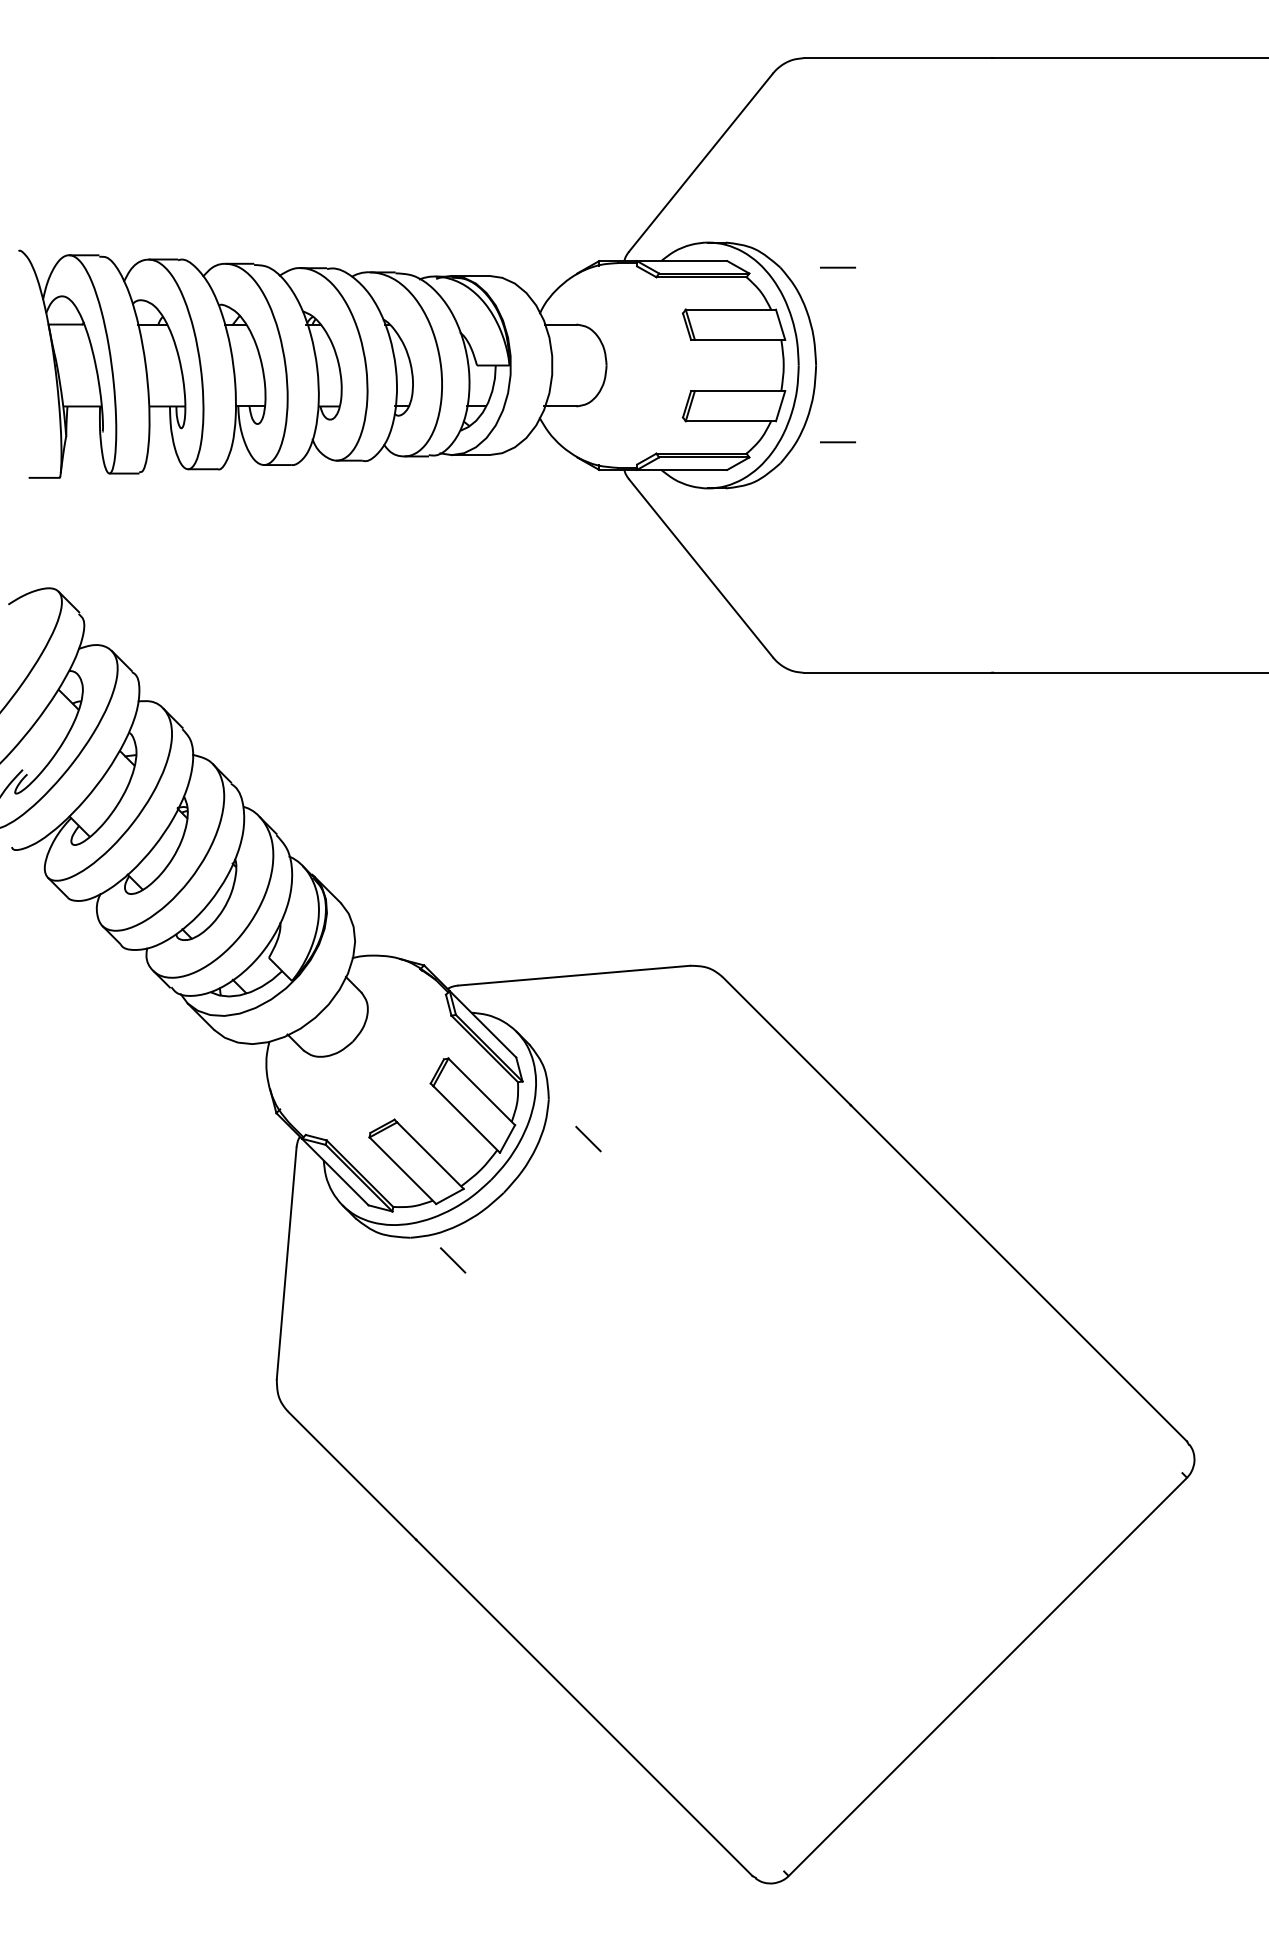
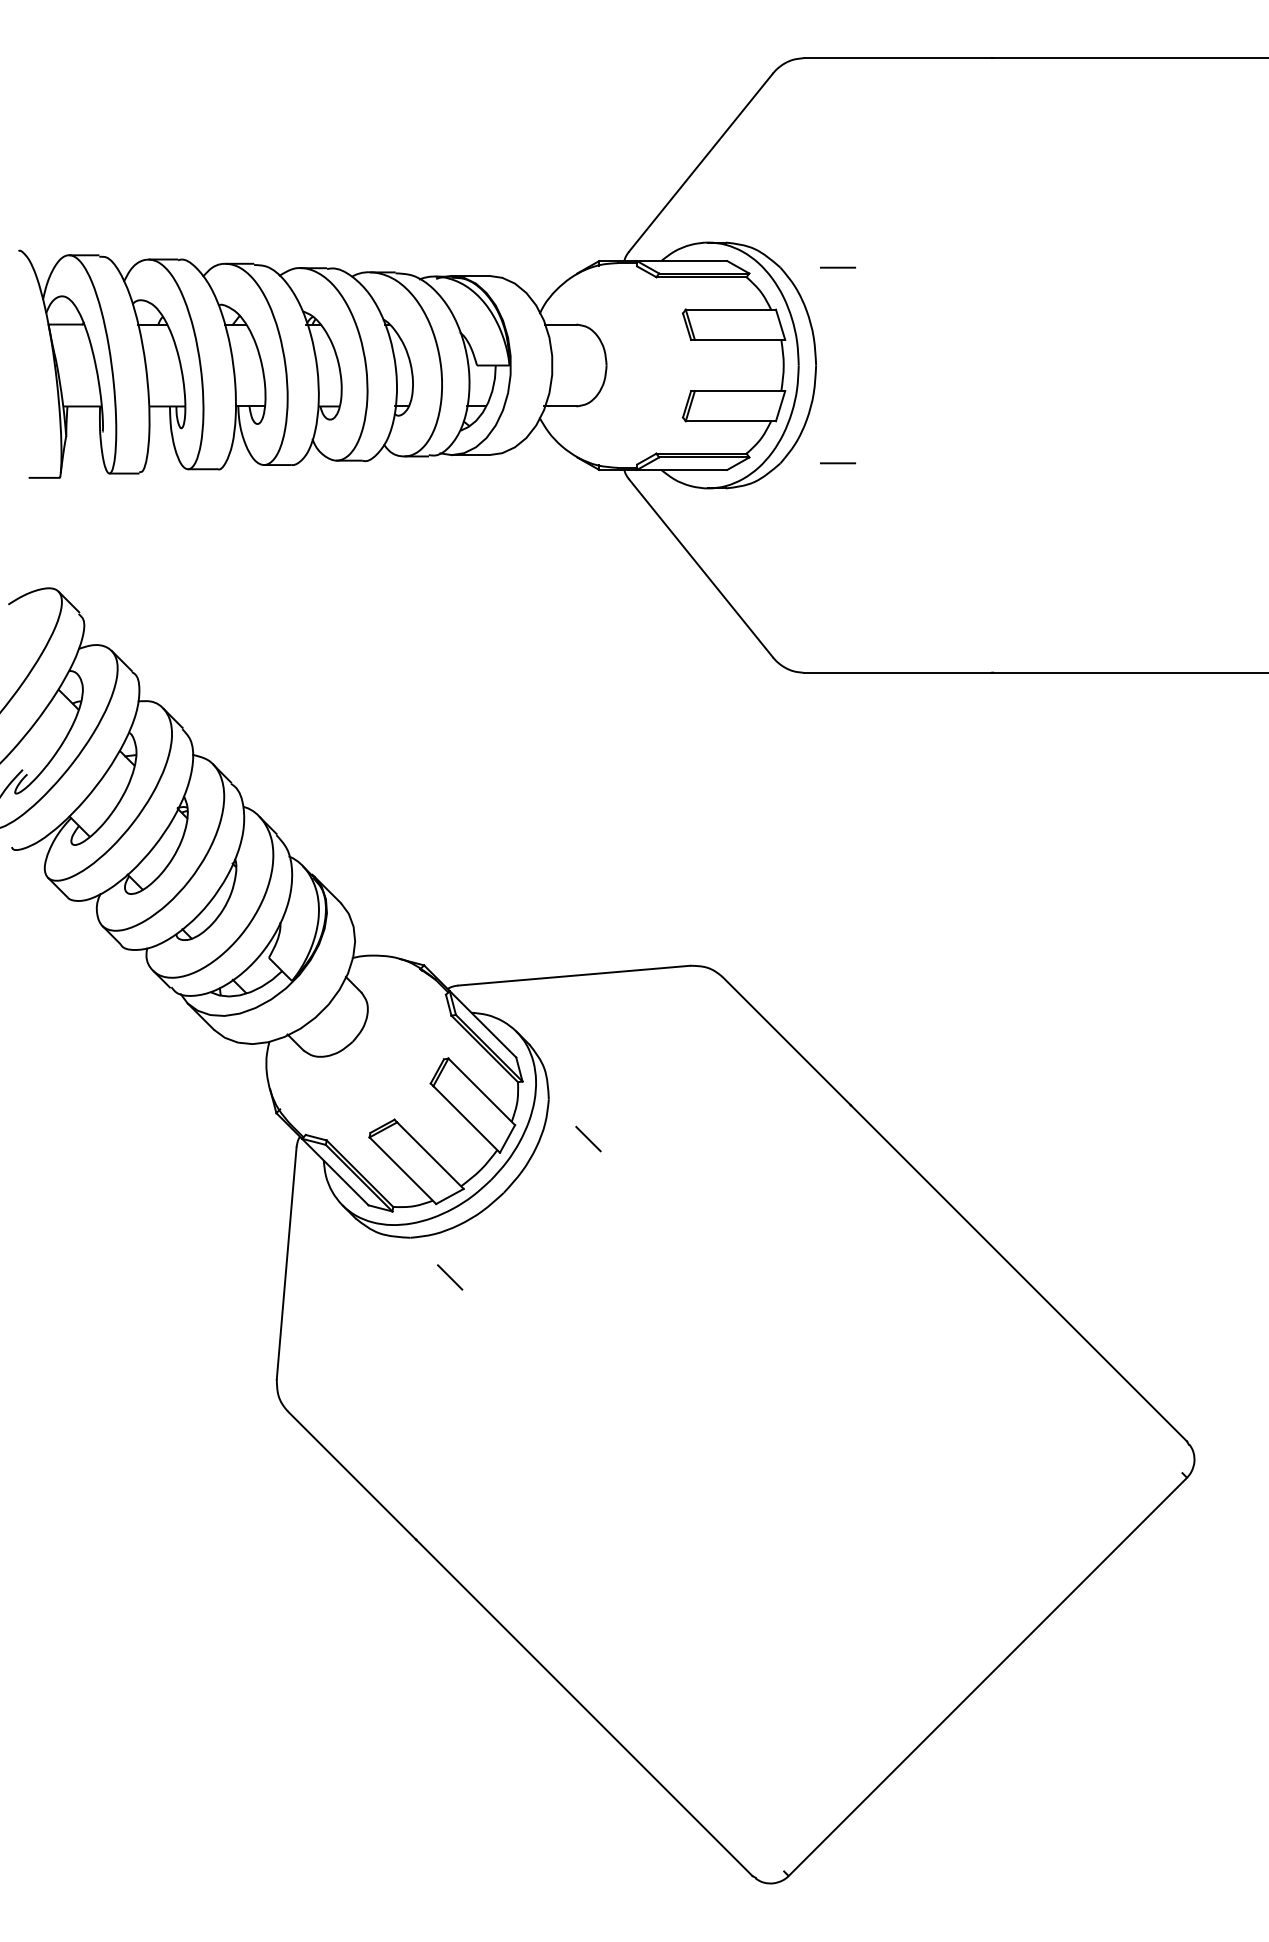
line position: (837, 442) -> (837, 463) (837, 463)
line position: (452, 1260) -> (449, 1277) (449, 1277)
